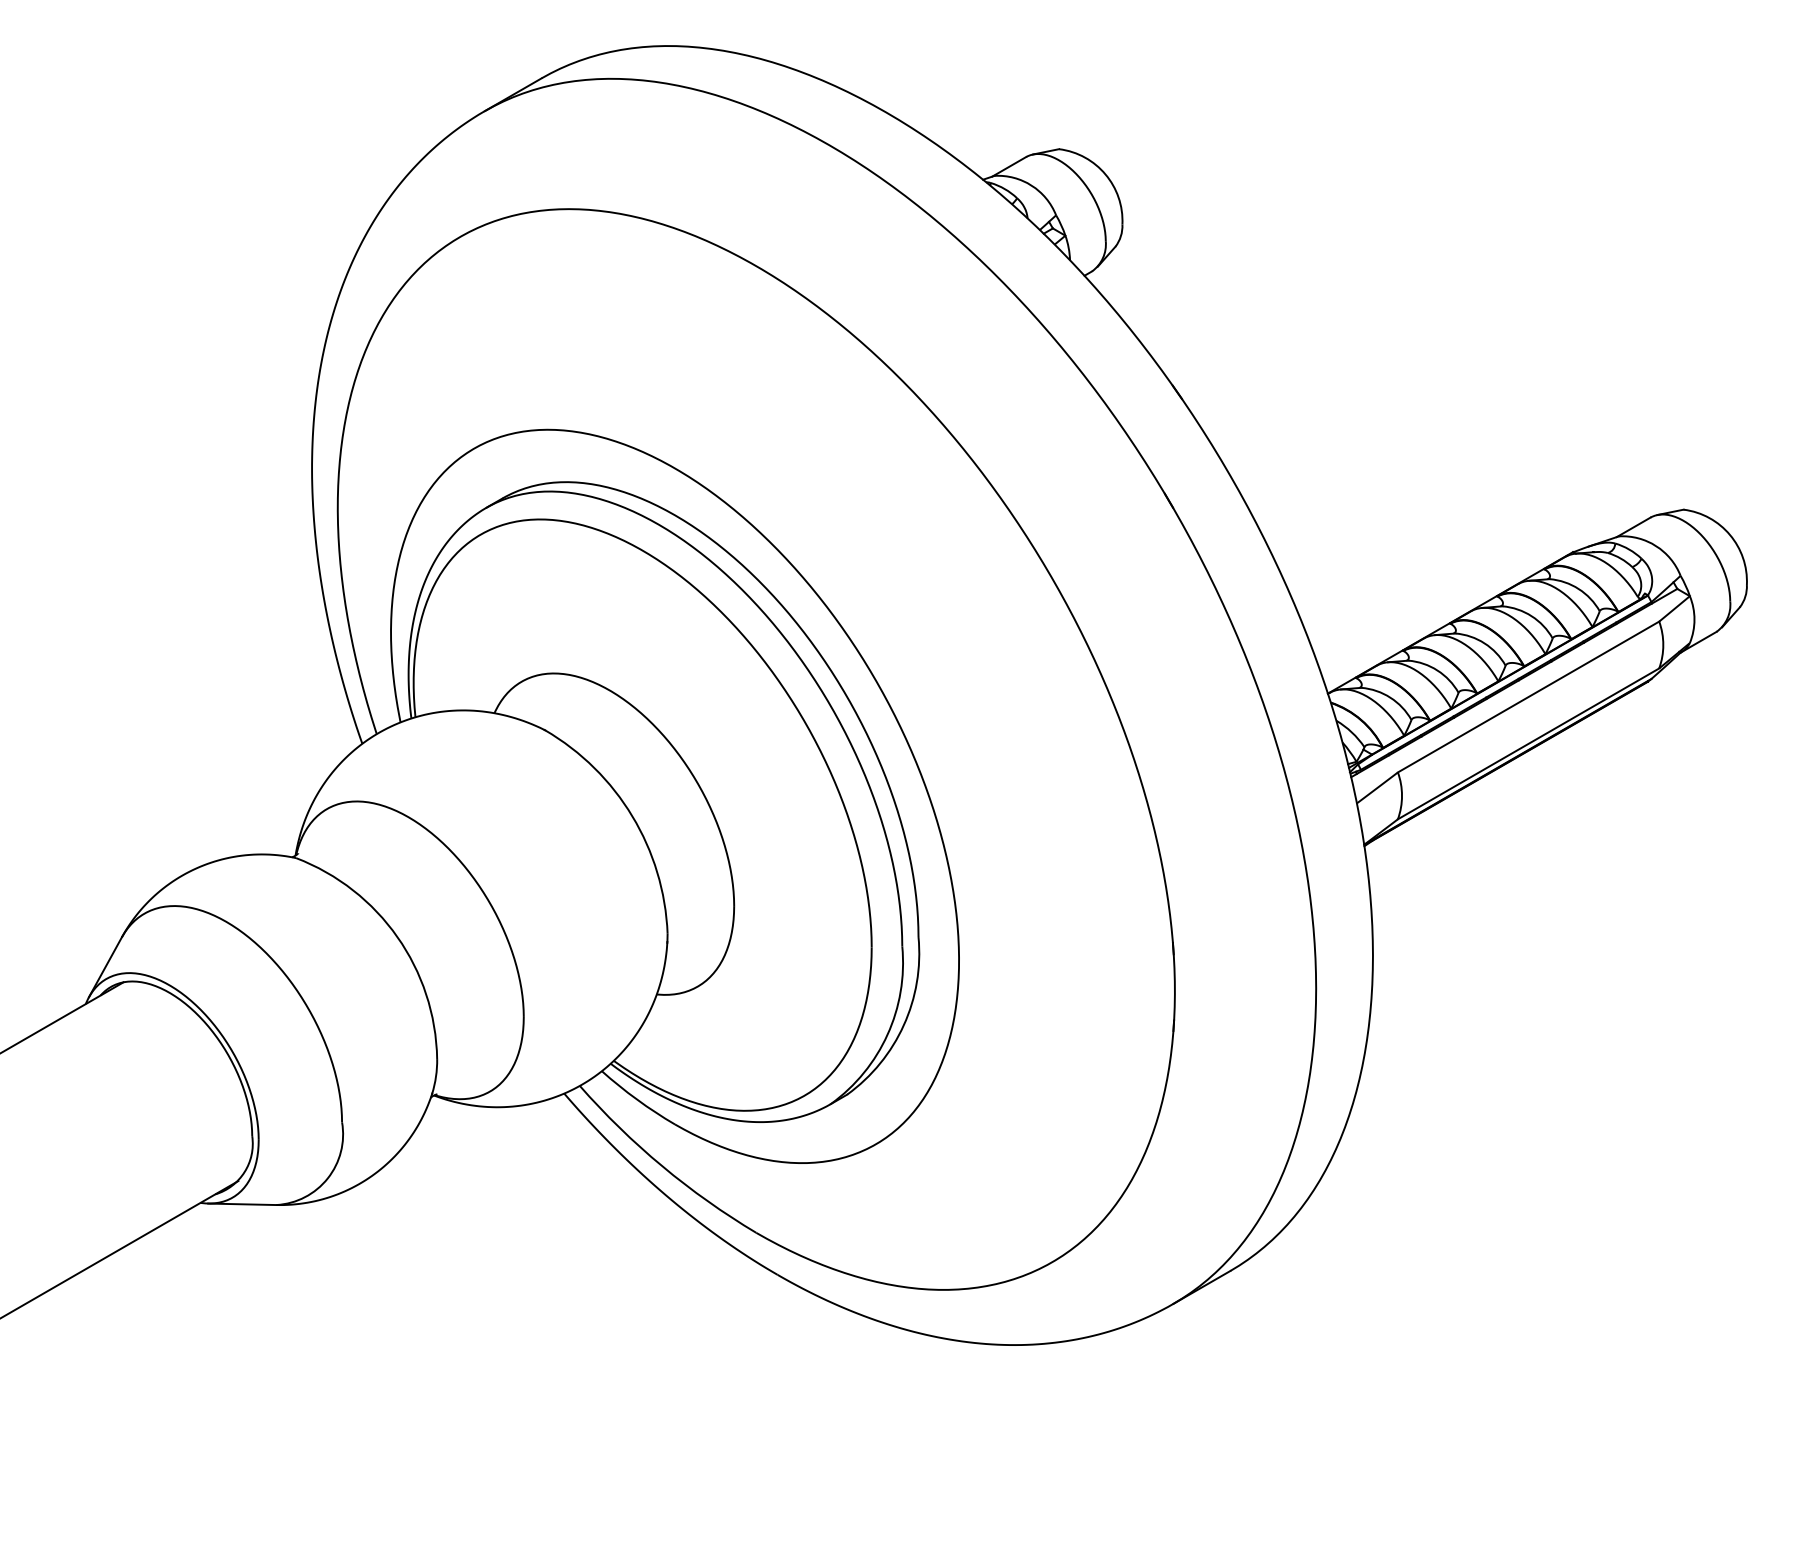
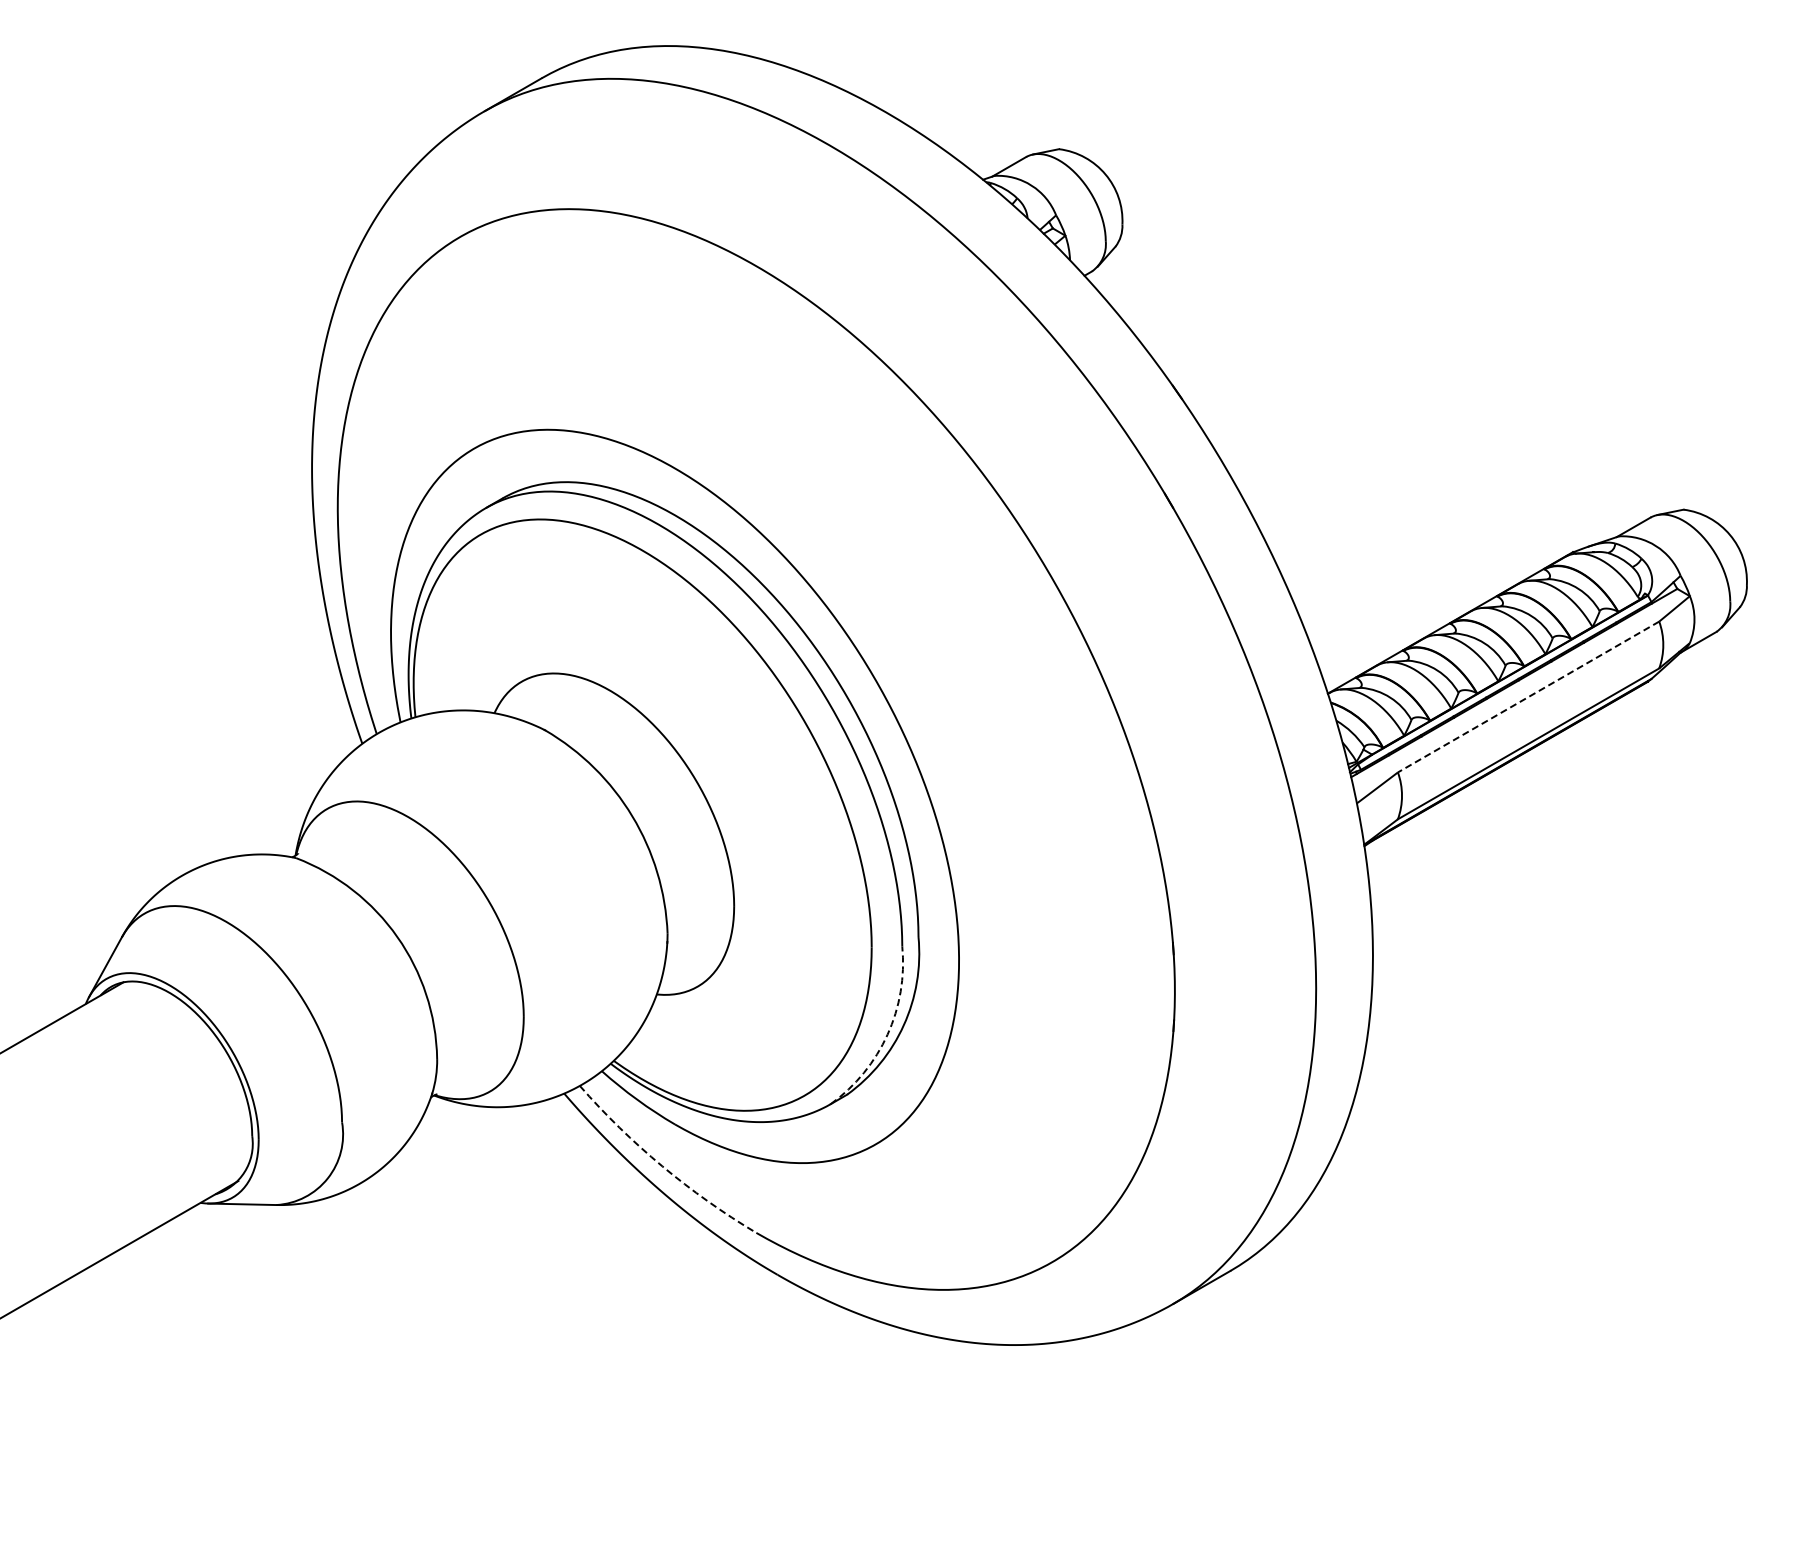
line: solid -> dashed (1528, 697)
arc: solid -> dashed (887, 1034)
arc: solid -> dashed (662, 1166)
